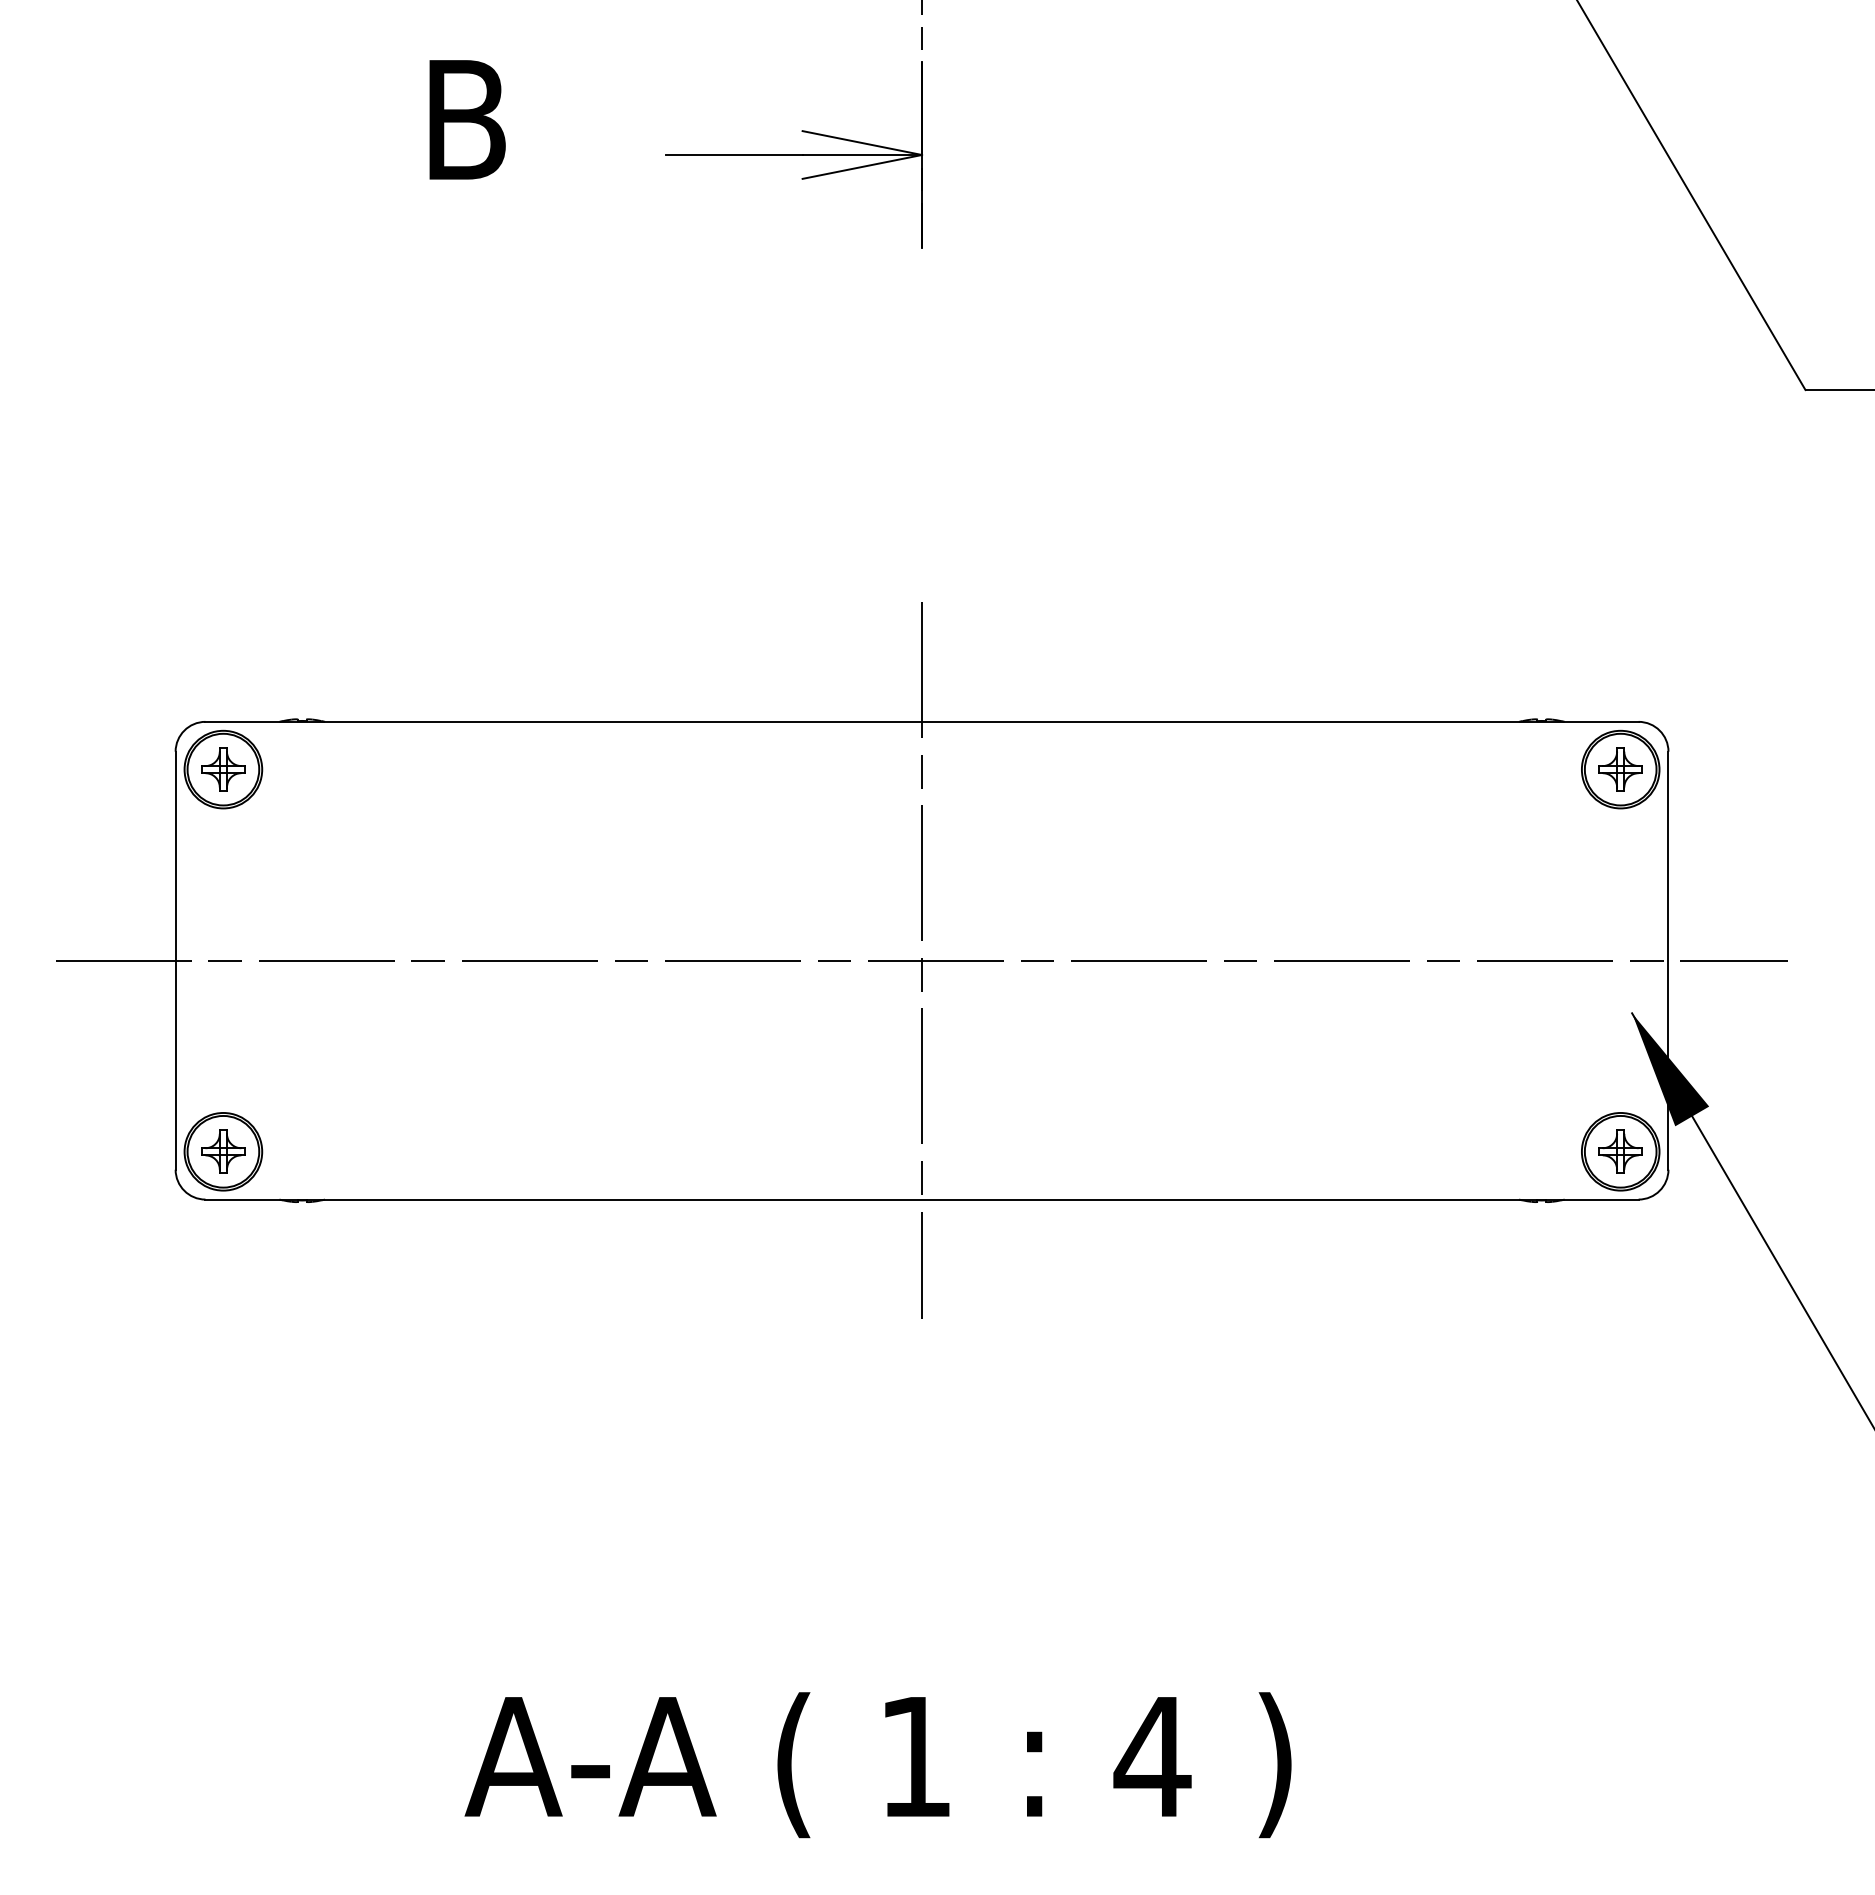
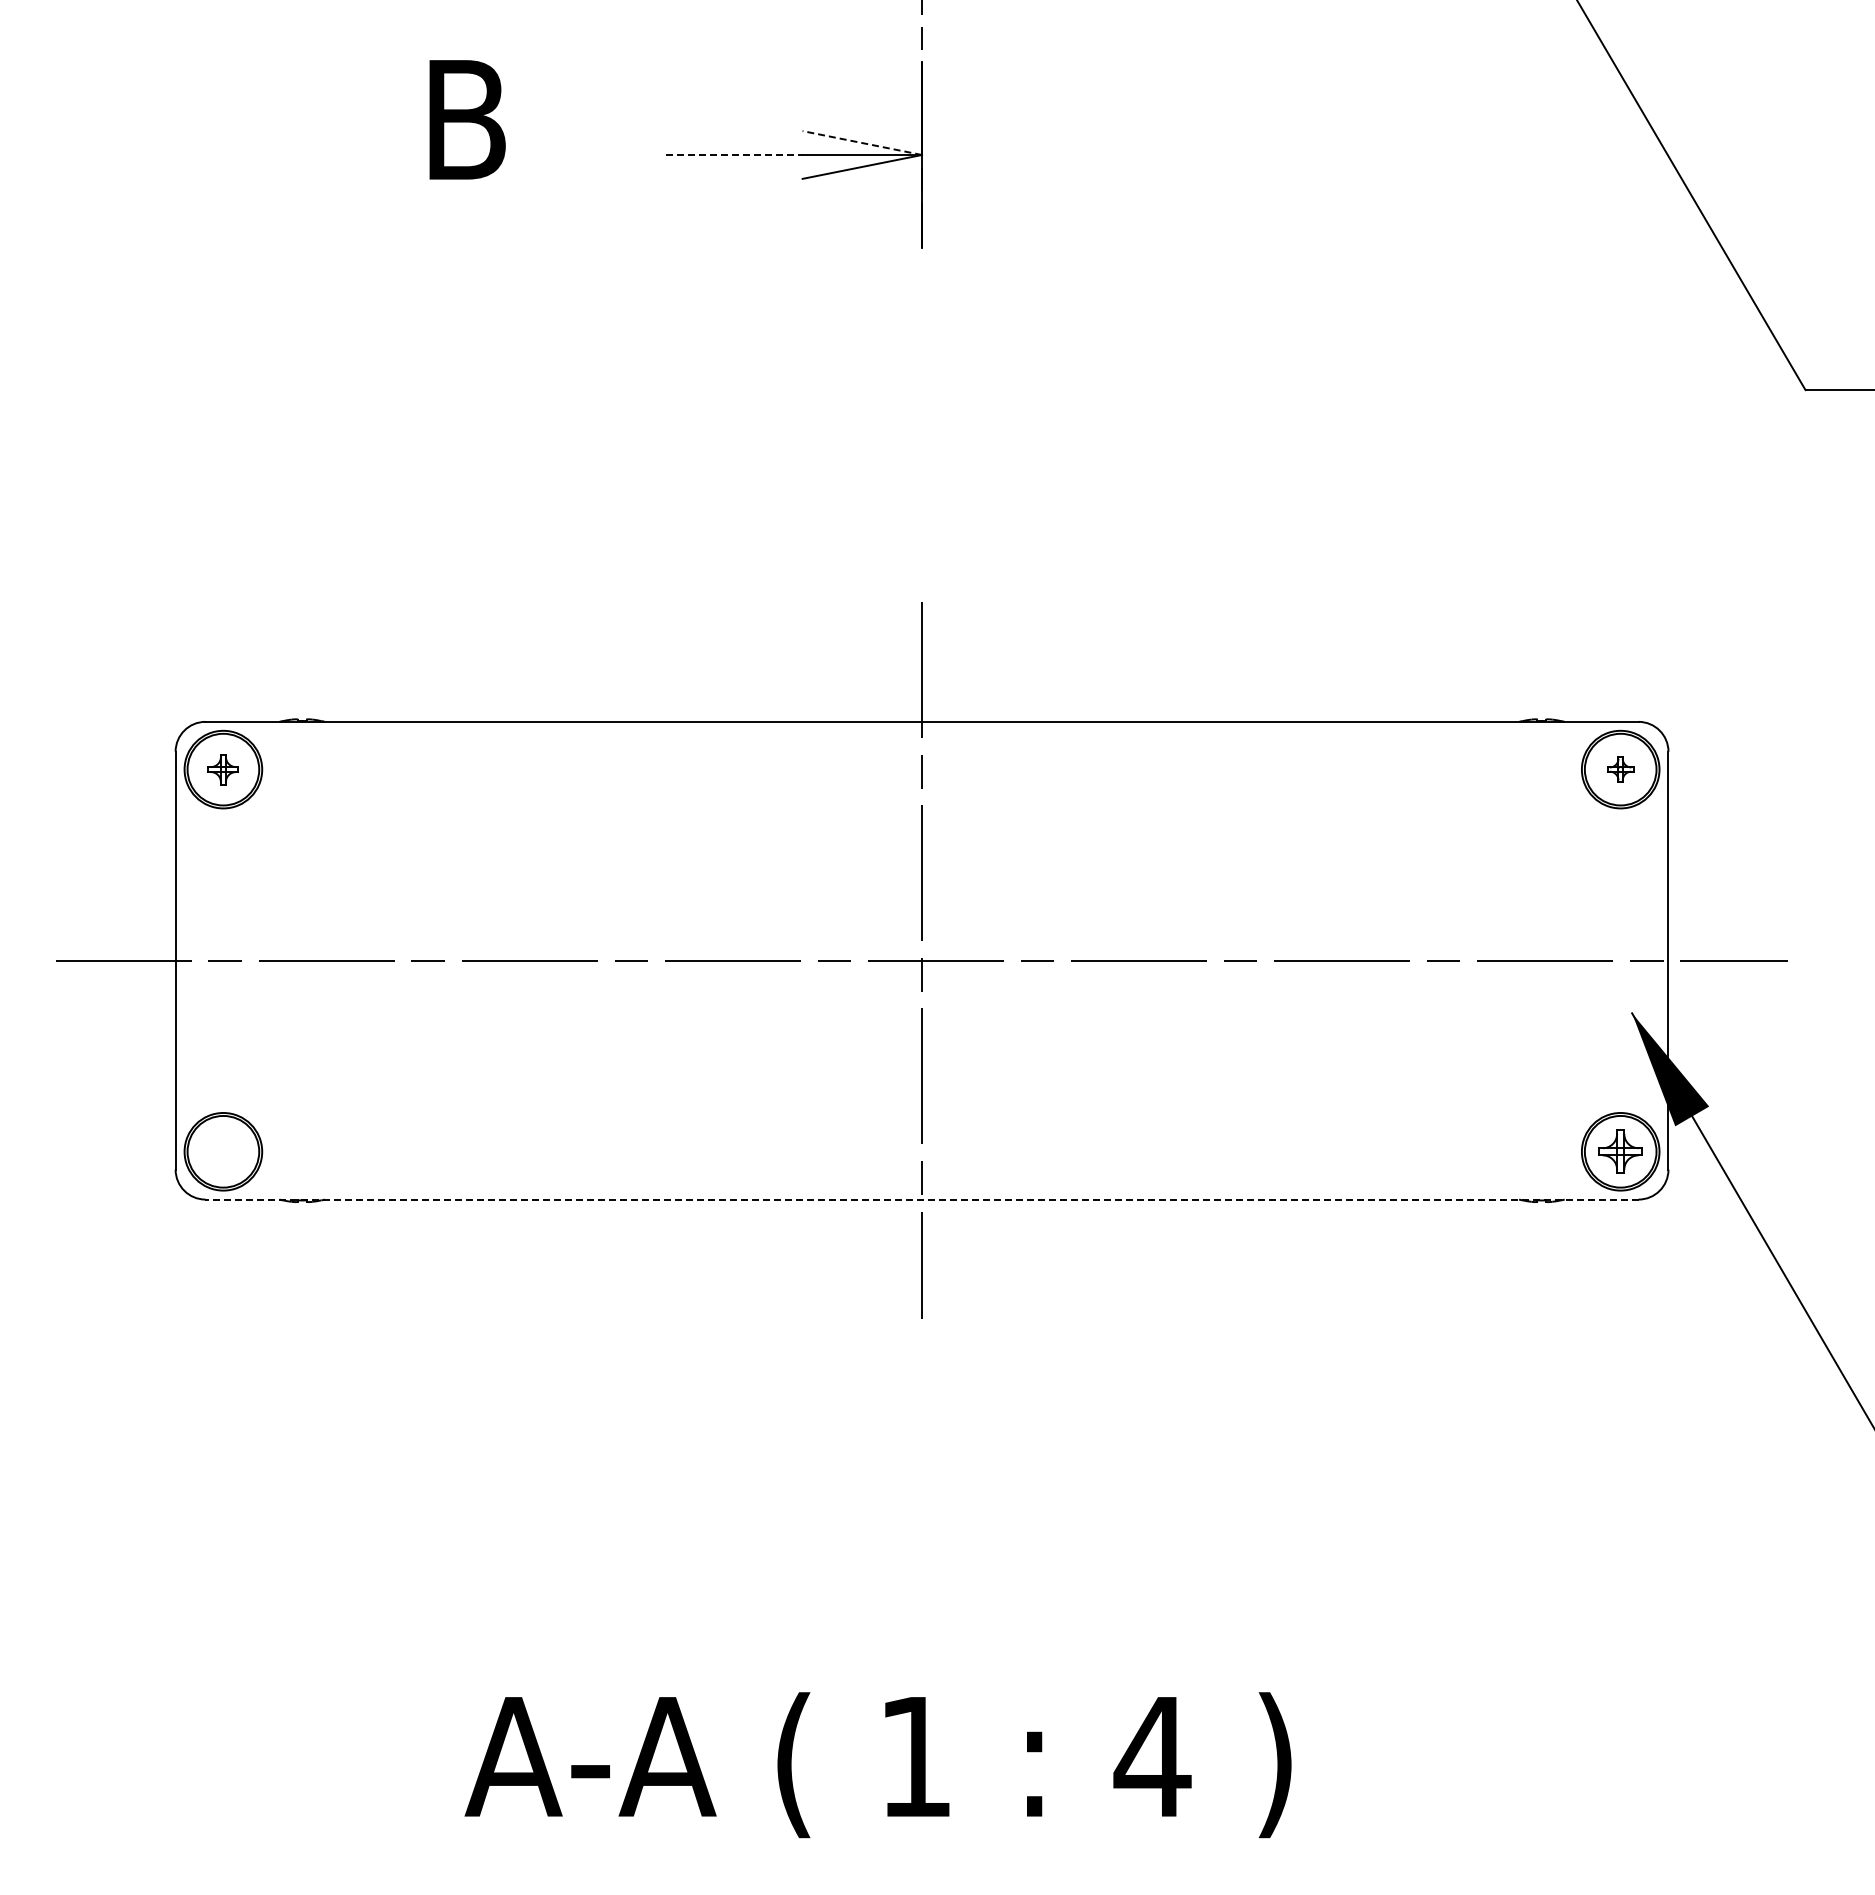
line: solid -> dashed (862, 143)
line: solid -> dashed (734, 155)
part size: 45x45 px -> 32x32 px (222, 769)
part size: 45x45 px -> 28x27 px (1620, 769)
part: present -> none (223, 1151)
line: solid -> dashed (922, 1199)
